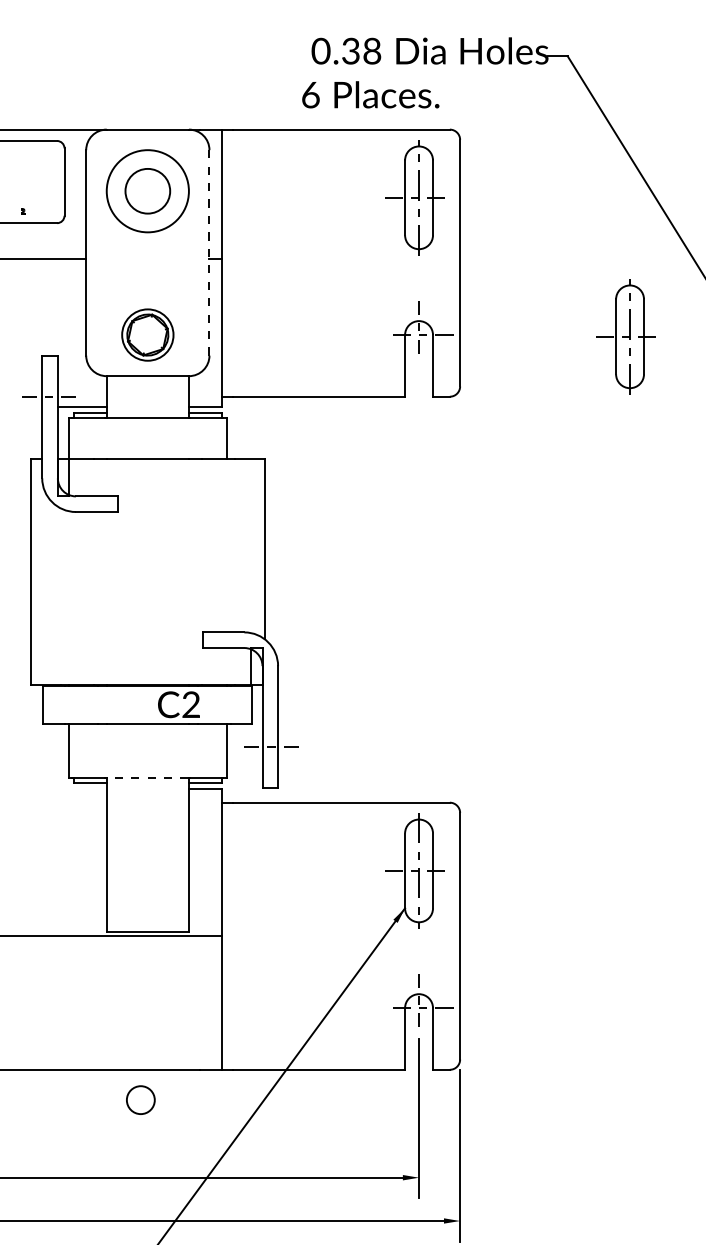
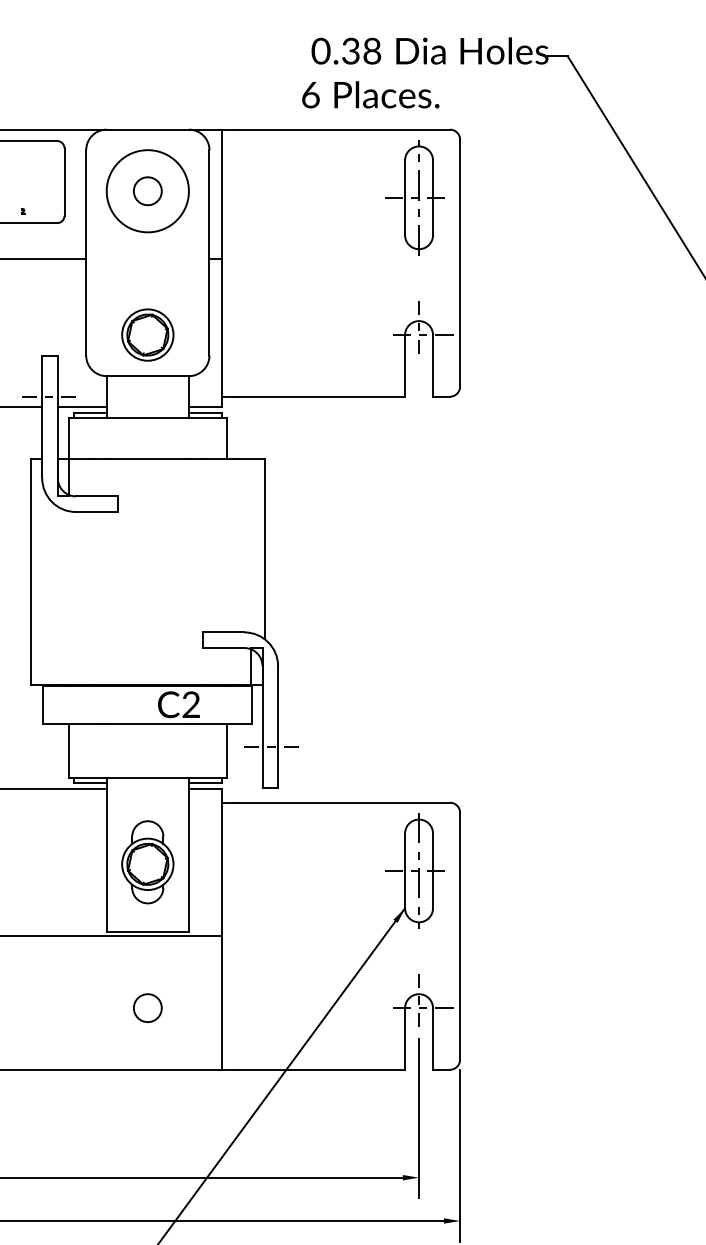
circle diameter: 45 px -> 28 px (147, 191)
line: dashed -> solid (209, 252)
part: present -> none (625, 336)
line: none -> present (22, 407)
line: dashed -> solid (147, 777)
line: none -> present (54, 788)
part: none -> present (147, 862)
circle position: (140, 1099) -> (147, 1007) (147, 1007)
